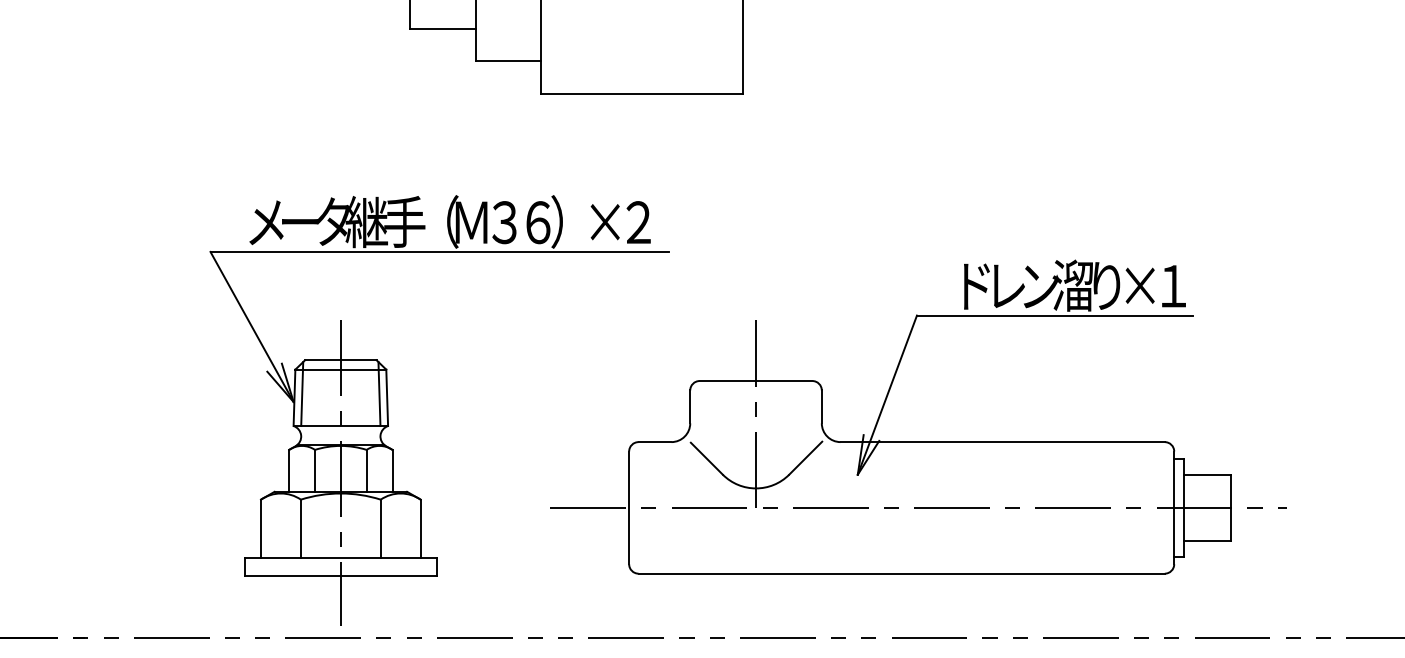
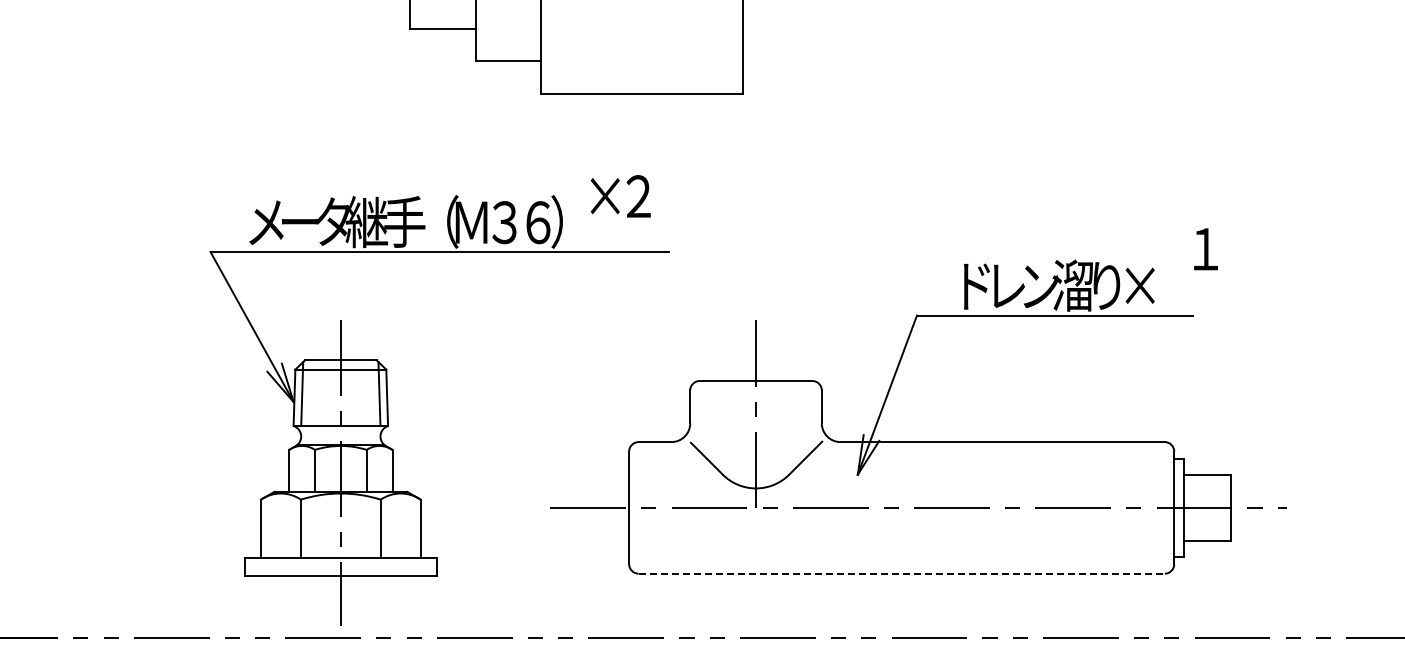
text position: (620, 222) -> (620, 196) (620, 196)
text position: (1173, 286) -> (1205, 249) (1205, 249)
line: solid -> dashed (902, 573)
